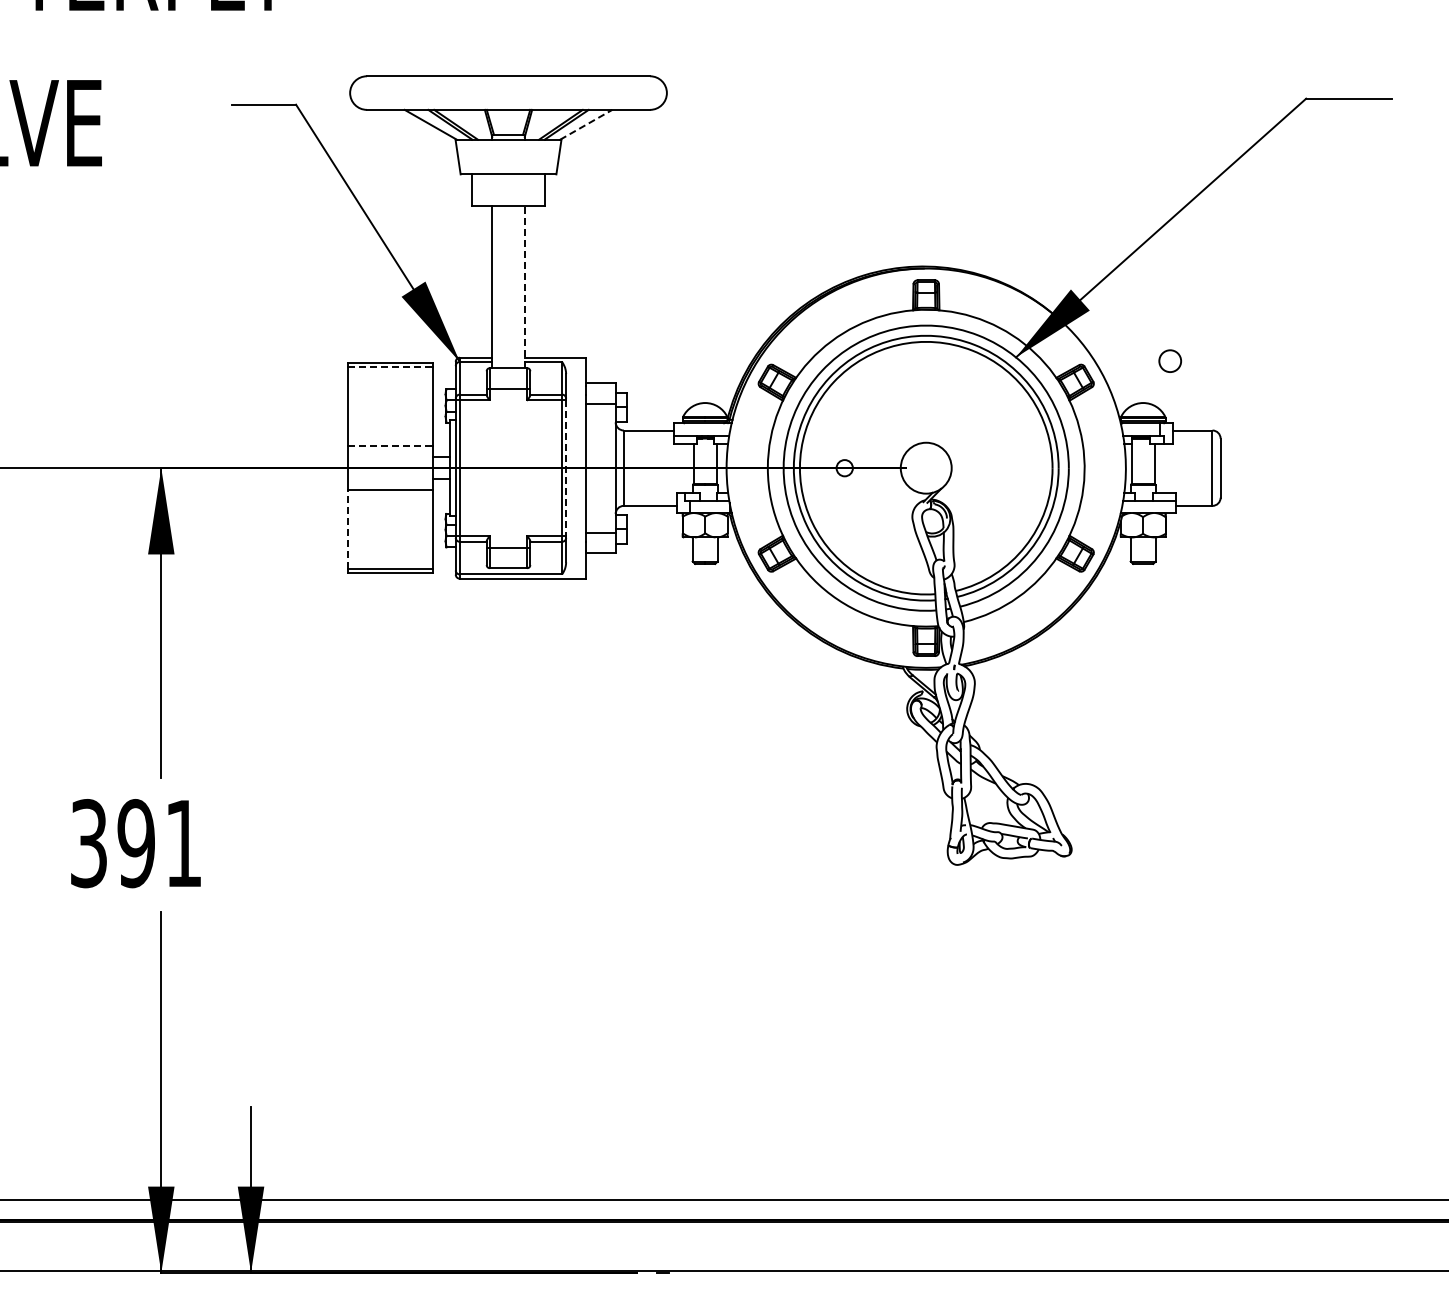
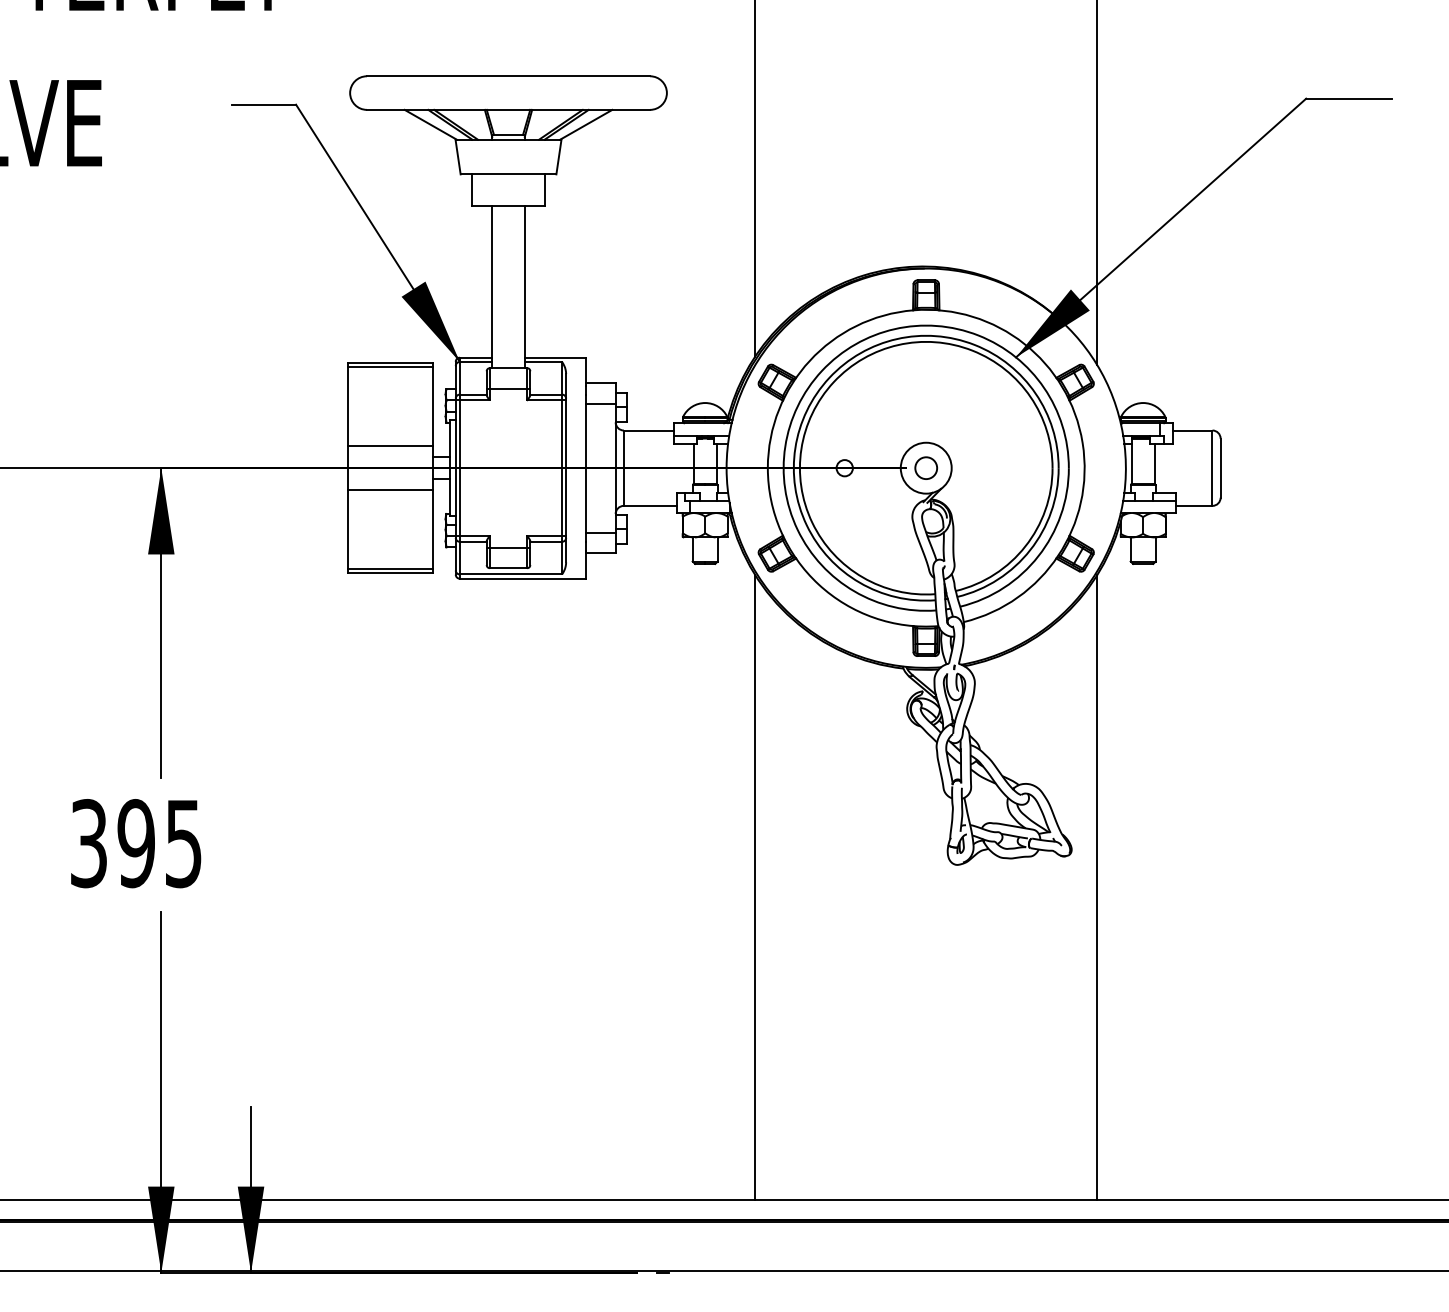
line: dashed -> solid (586, 124)
line: none -> present (755, 179)
line: none -> present (1097, 183)
line: dashed -> solid (524, 286)
circle position: (1170, 360) -> (926, 467) (926, 467)
line: dashed -> solid (390, 367)
line: dashed -> solid (390, 446)
line: dashed -> solid (566, 468)
line: dashed -> solid (347, 529)
text: 391 -> 395 (183, 844)
line: none -> present (755, 886)
line: none -> present (1097, 886)
